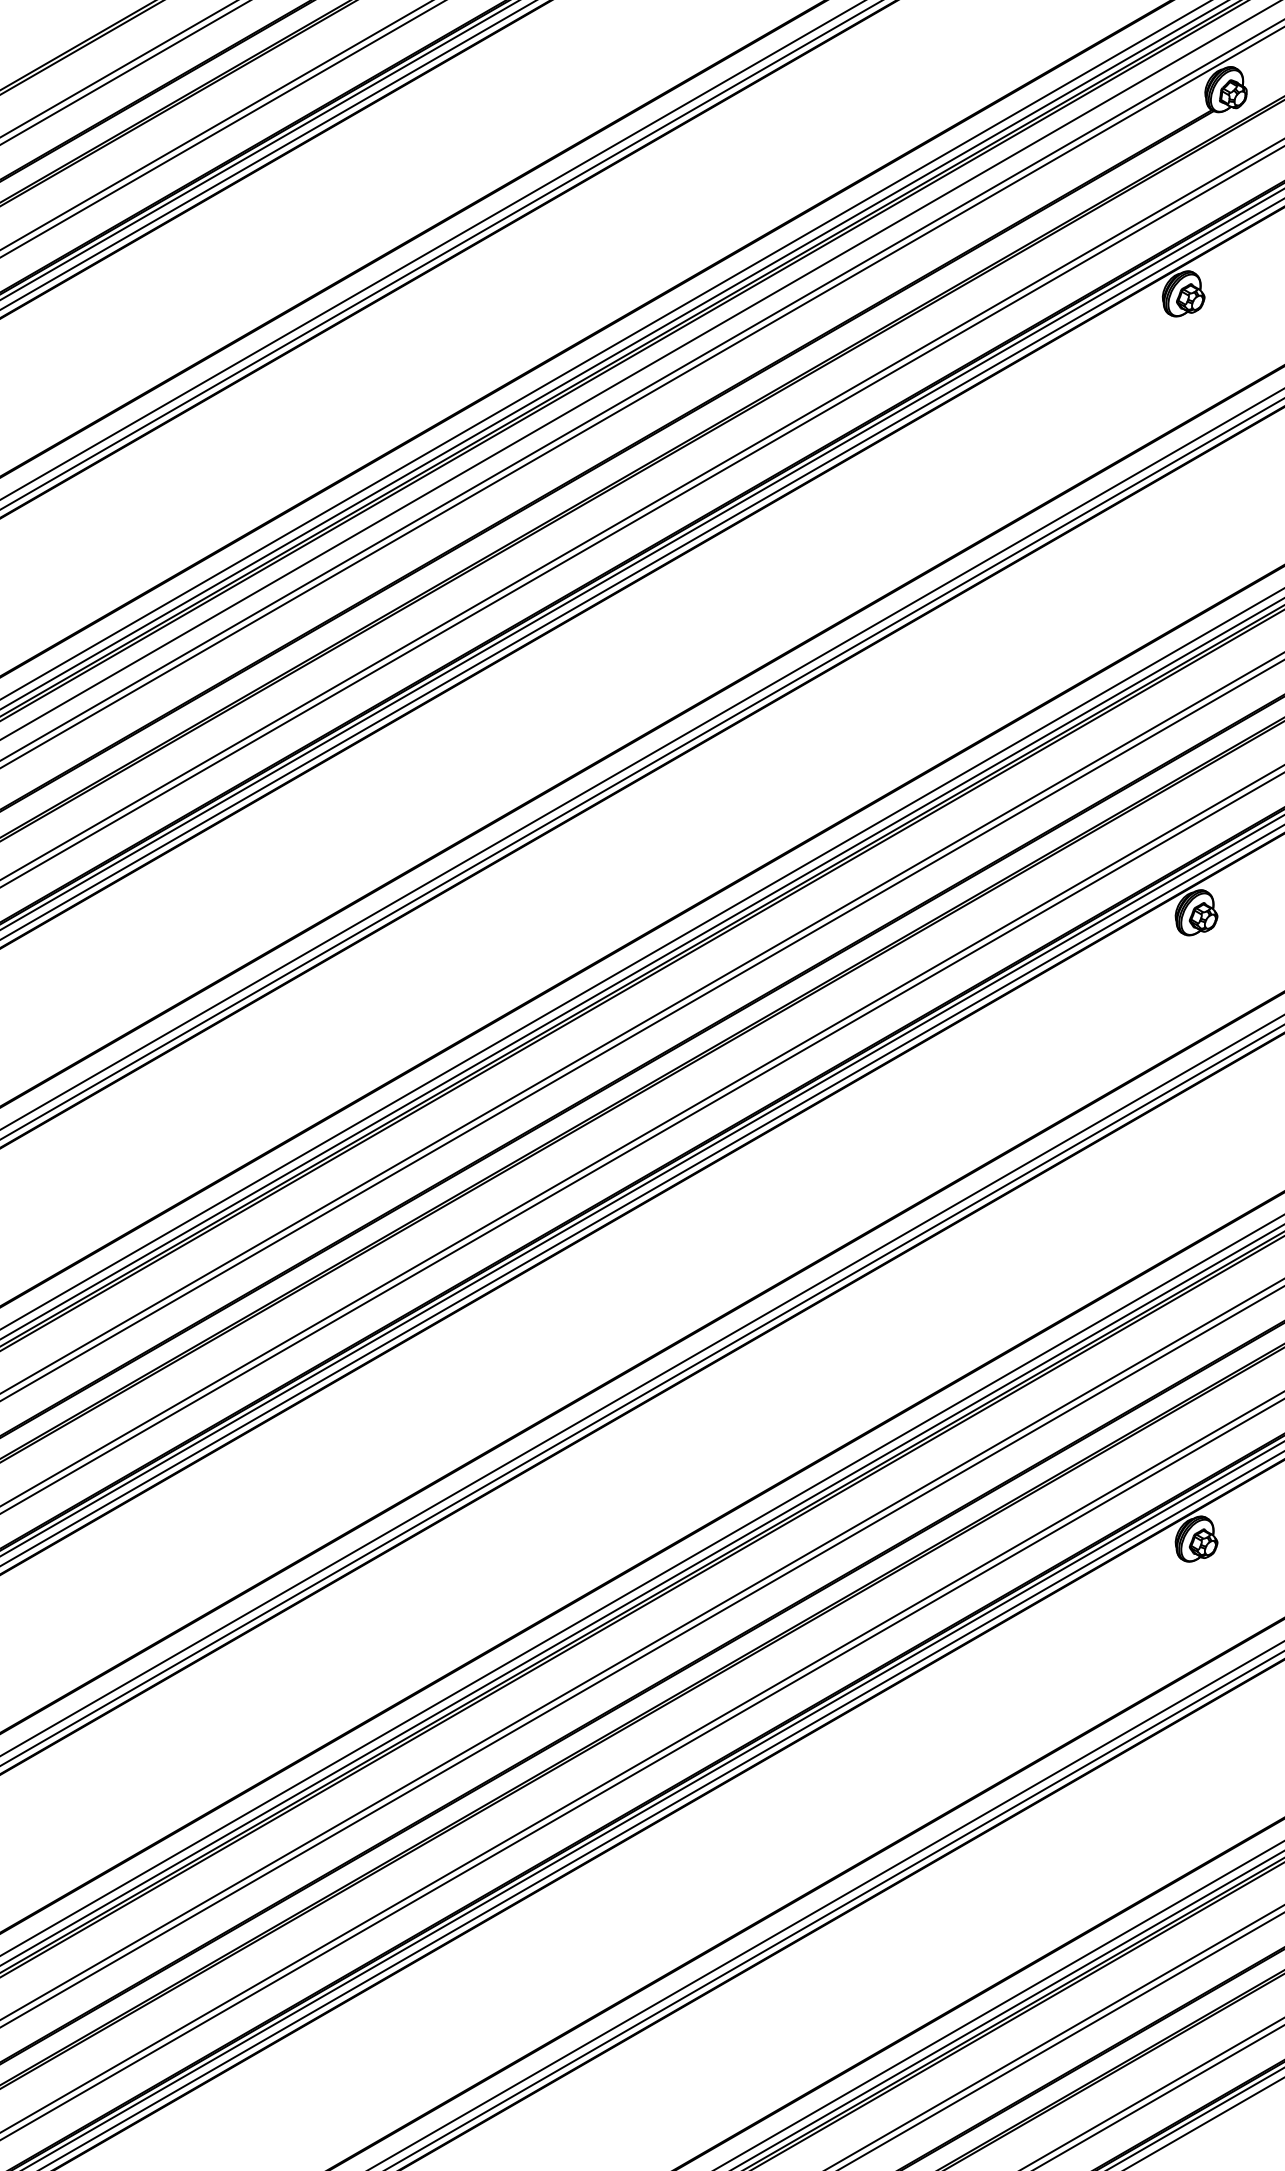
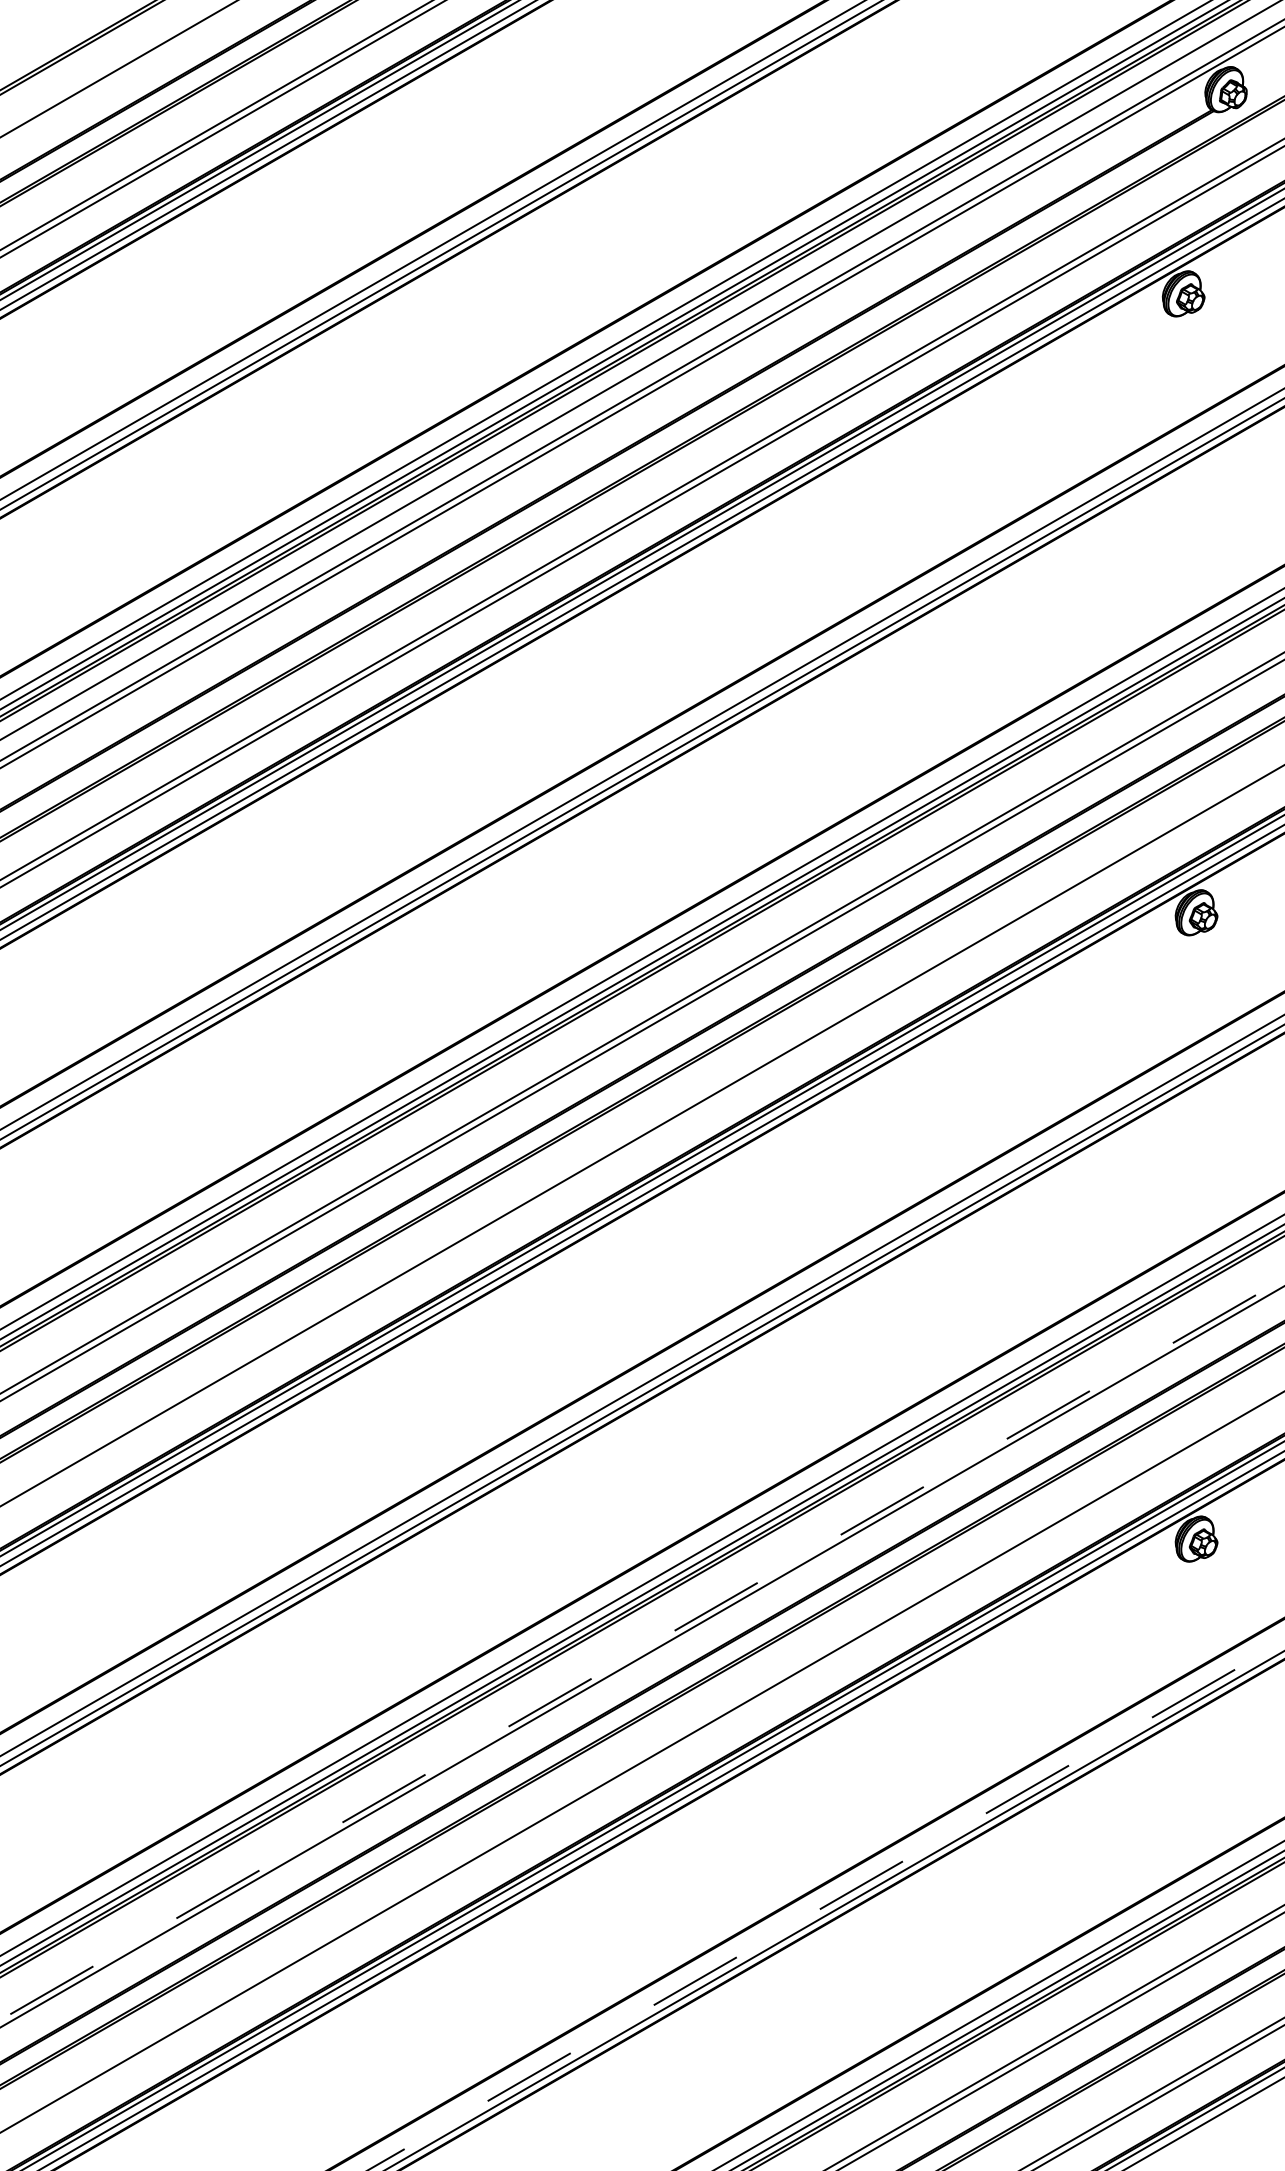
line: present -> none (124, 72)
line: present -> none (641, 1143)
line: solid -> dashed (642, 1649)
line: present -> none (641, 1769)
line: solid -> dashed (825, 1905)
